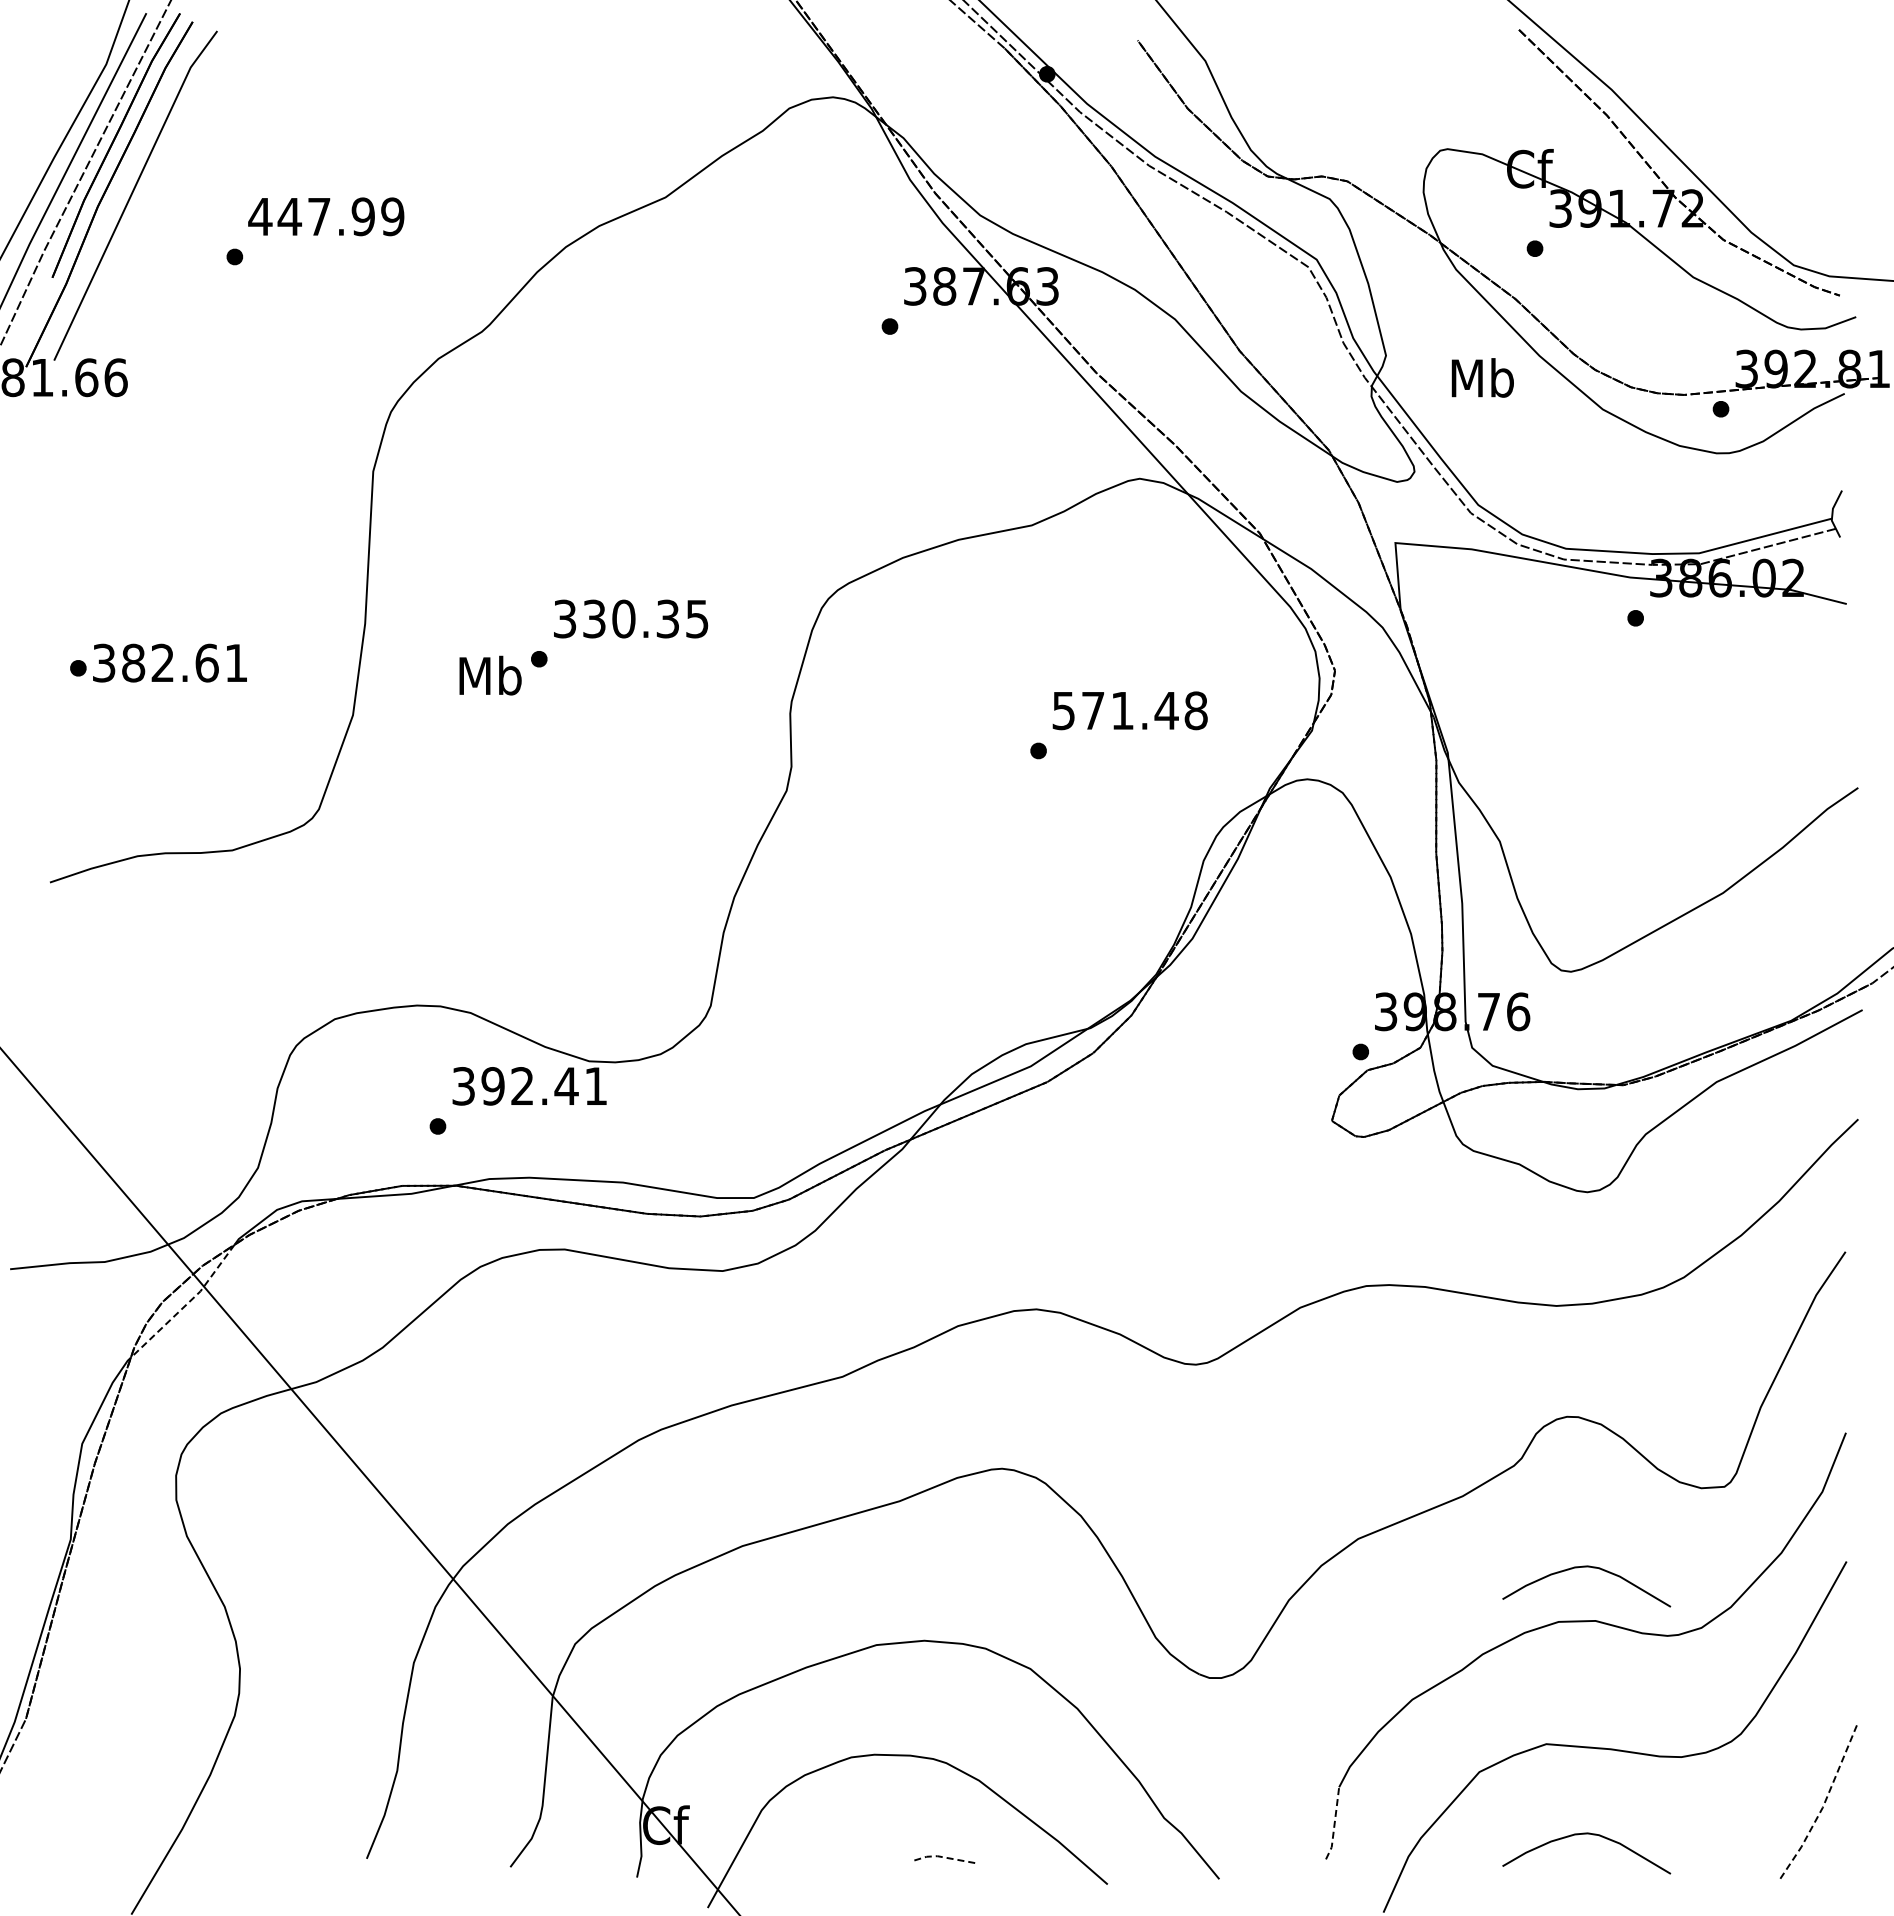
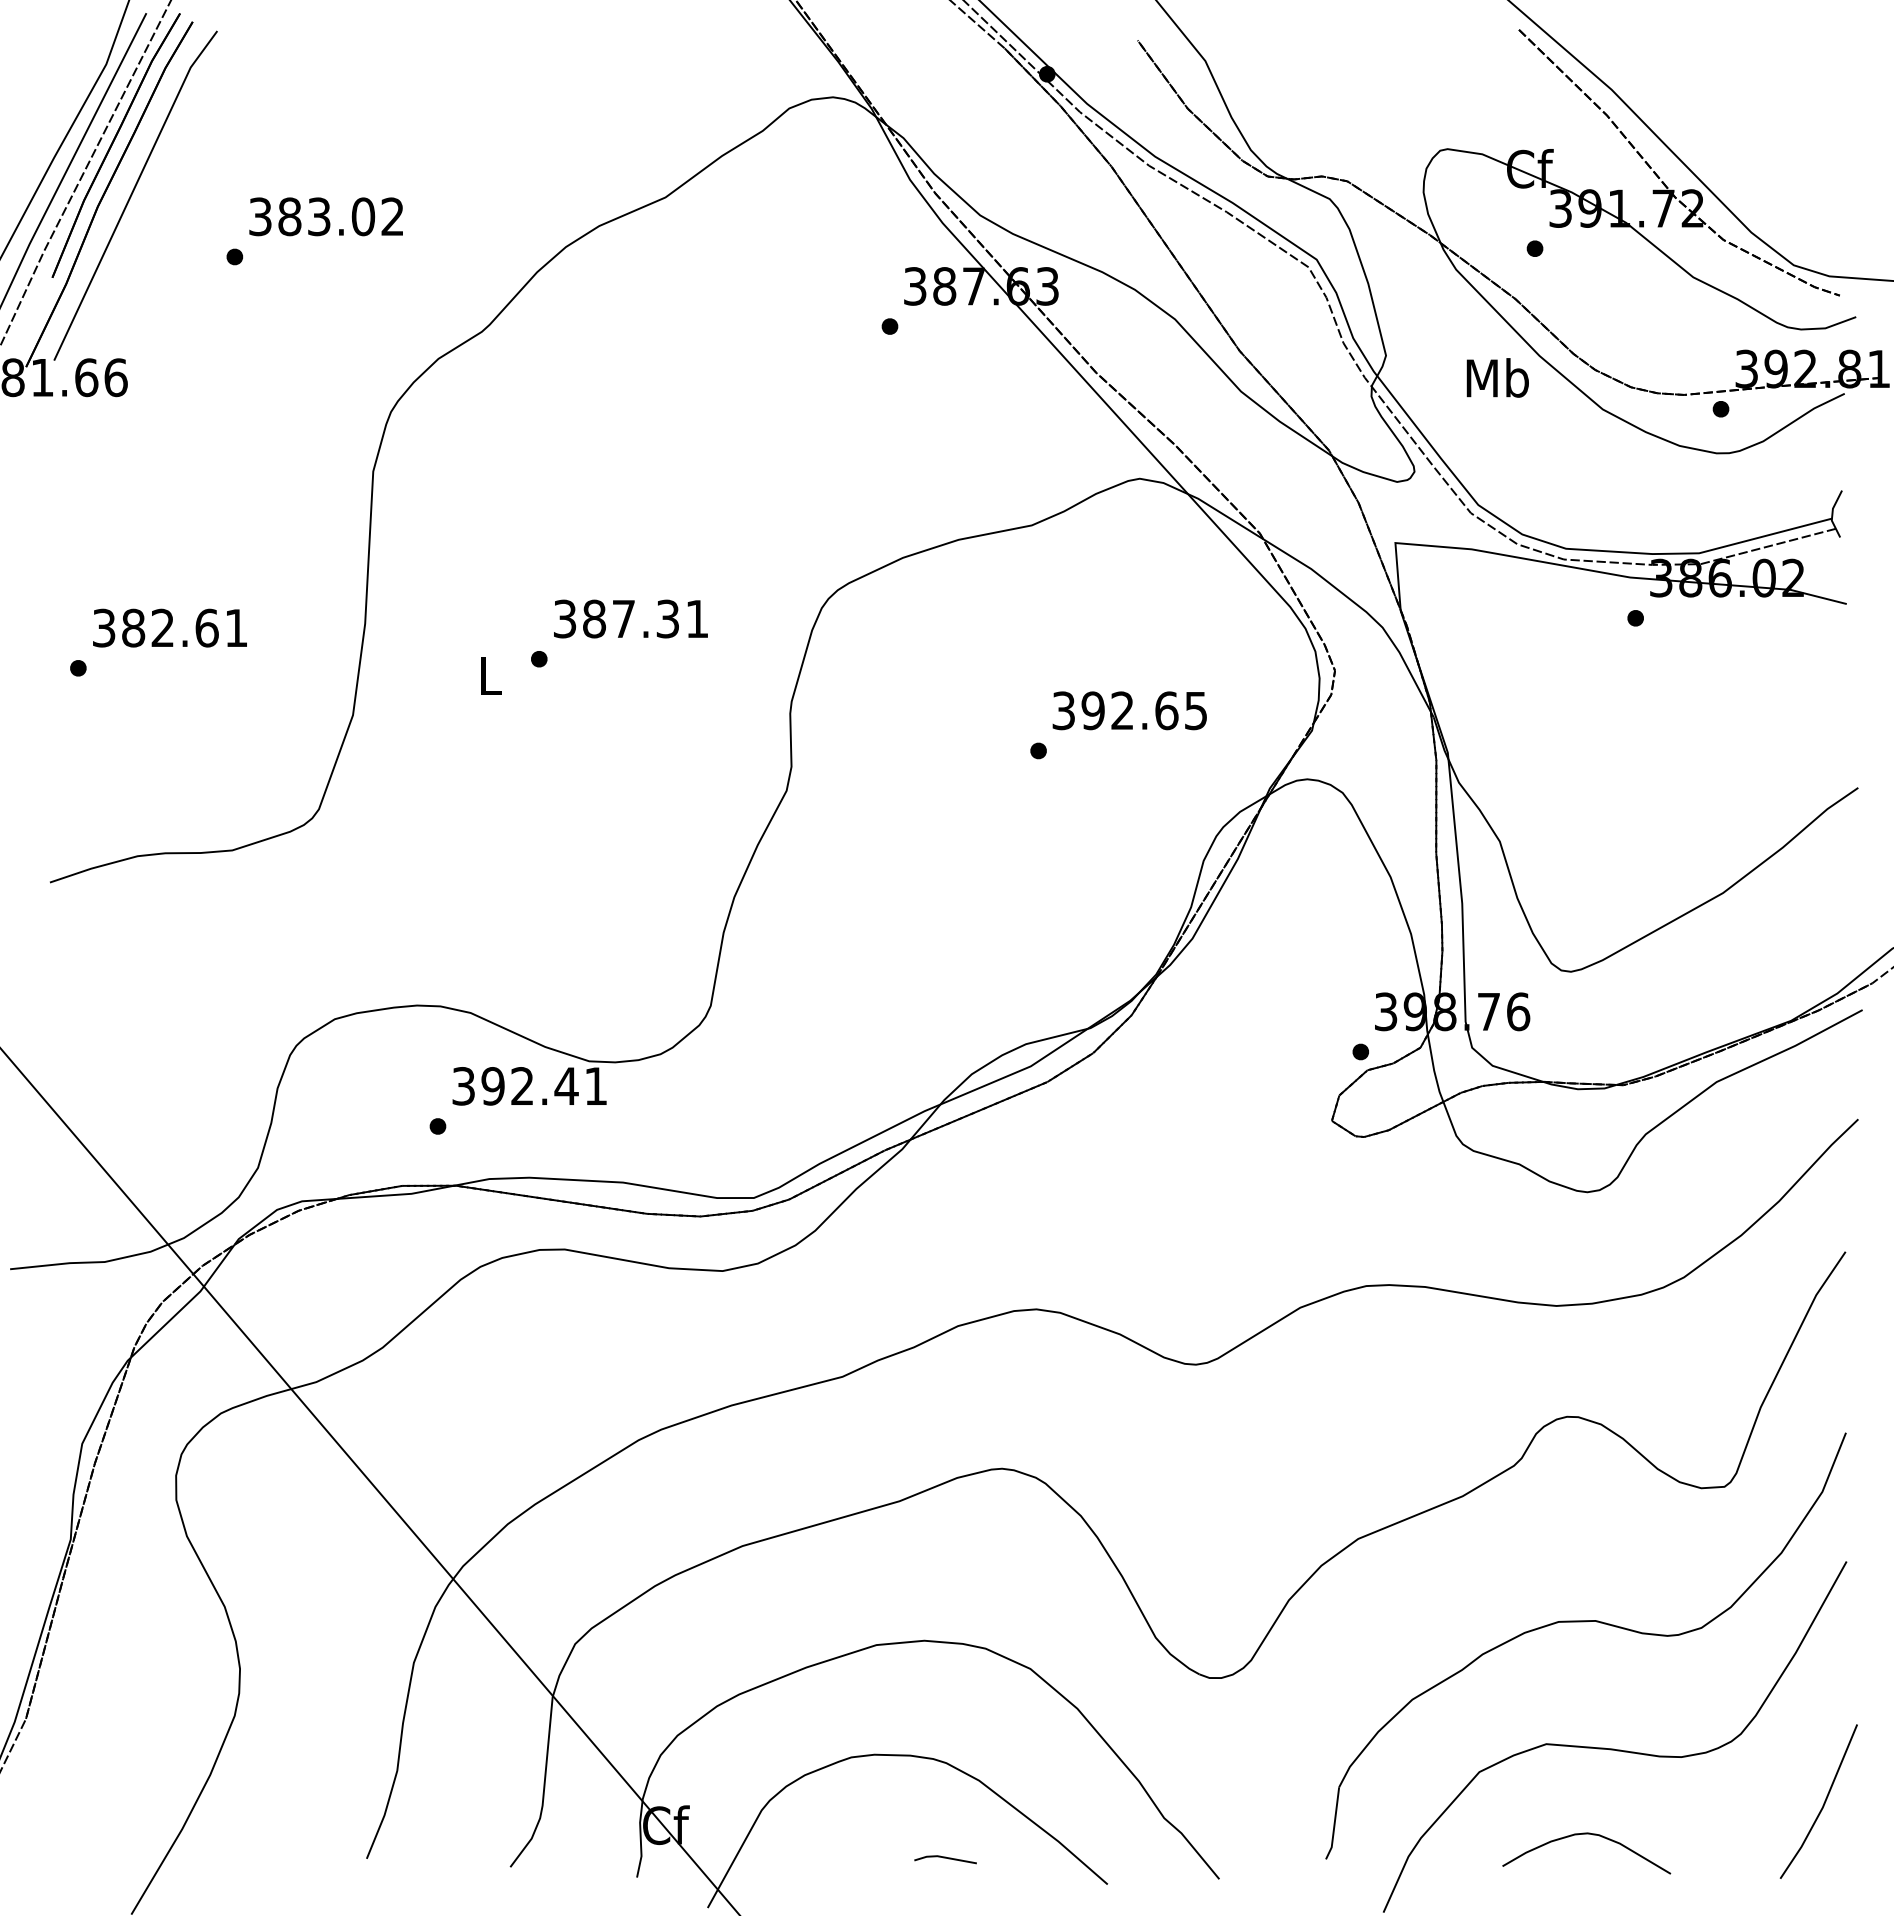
text: 447.99 -> 383.02 (326, 216)
text position: (1482, 377) -> (1497, 377) (1497, 377)
text: 330.35 -> 387.31 (645, 618)
text position: (169, 662) -> (169, 627) (169, 627)
text: Mb -> L (490, 675)
text: 571.48 -> 392.65 (1130, 710)
line: dashed -> solid (186, 1304)
curve: present -> none (1592, 1568)
line: dashed -> solid (1823, 1804)
line: dashed -> solid (1334, 1824)
line: dashed -> solid (945, 1857)
